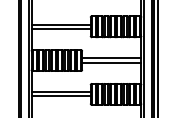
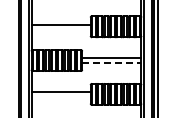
line: present -> none (60, 28)
line: solid -> dashed (111, 62)
line: present -> none (60, 96)
